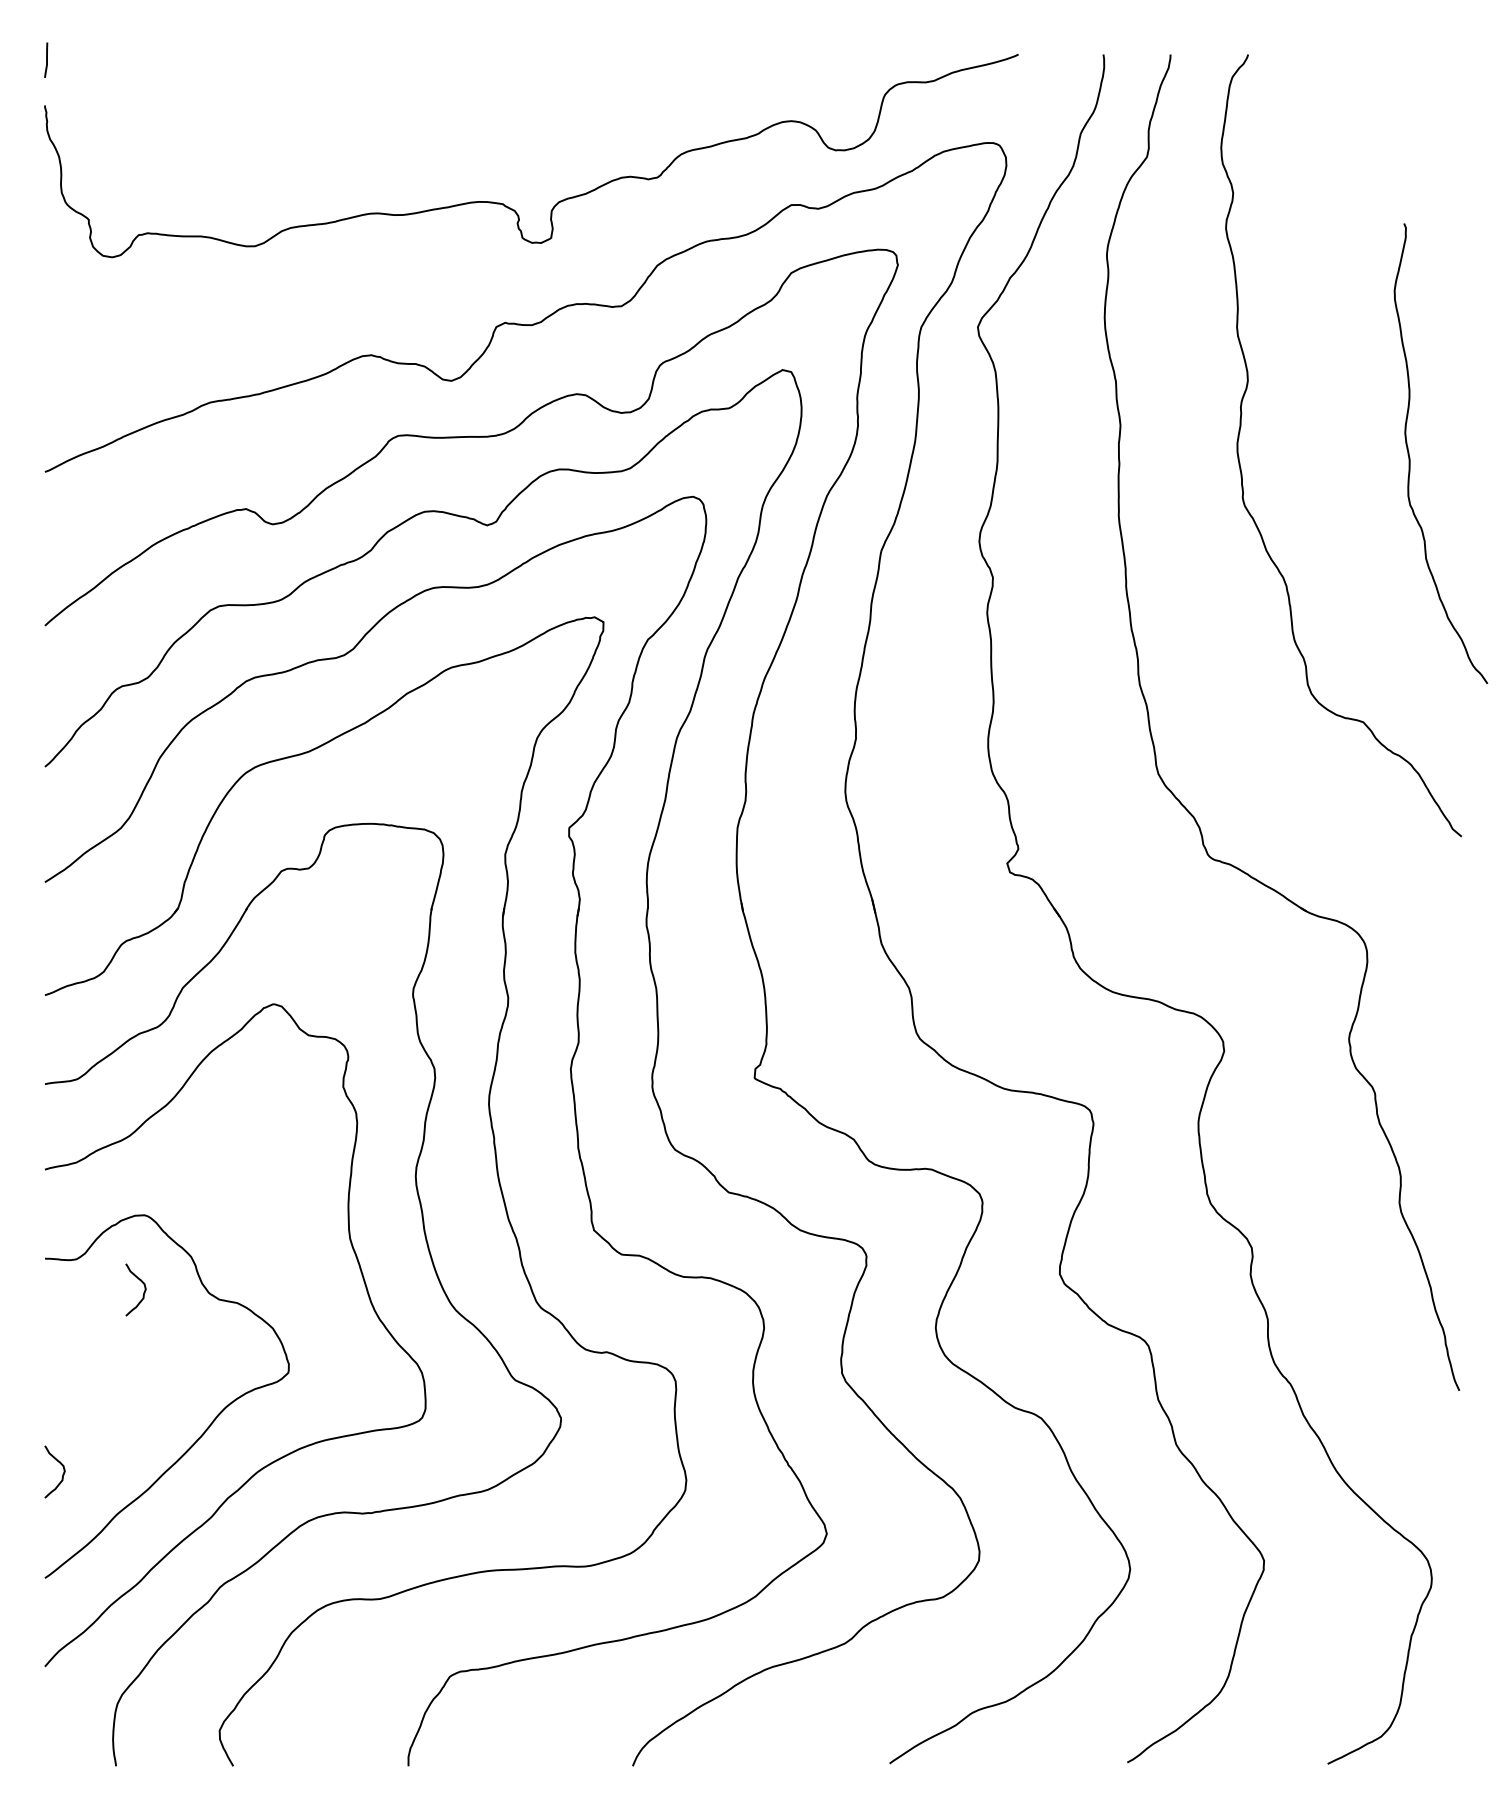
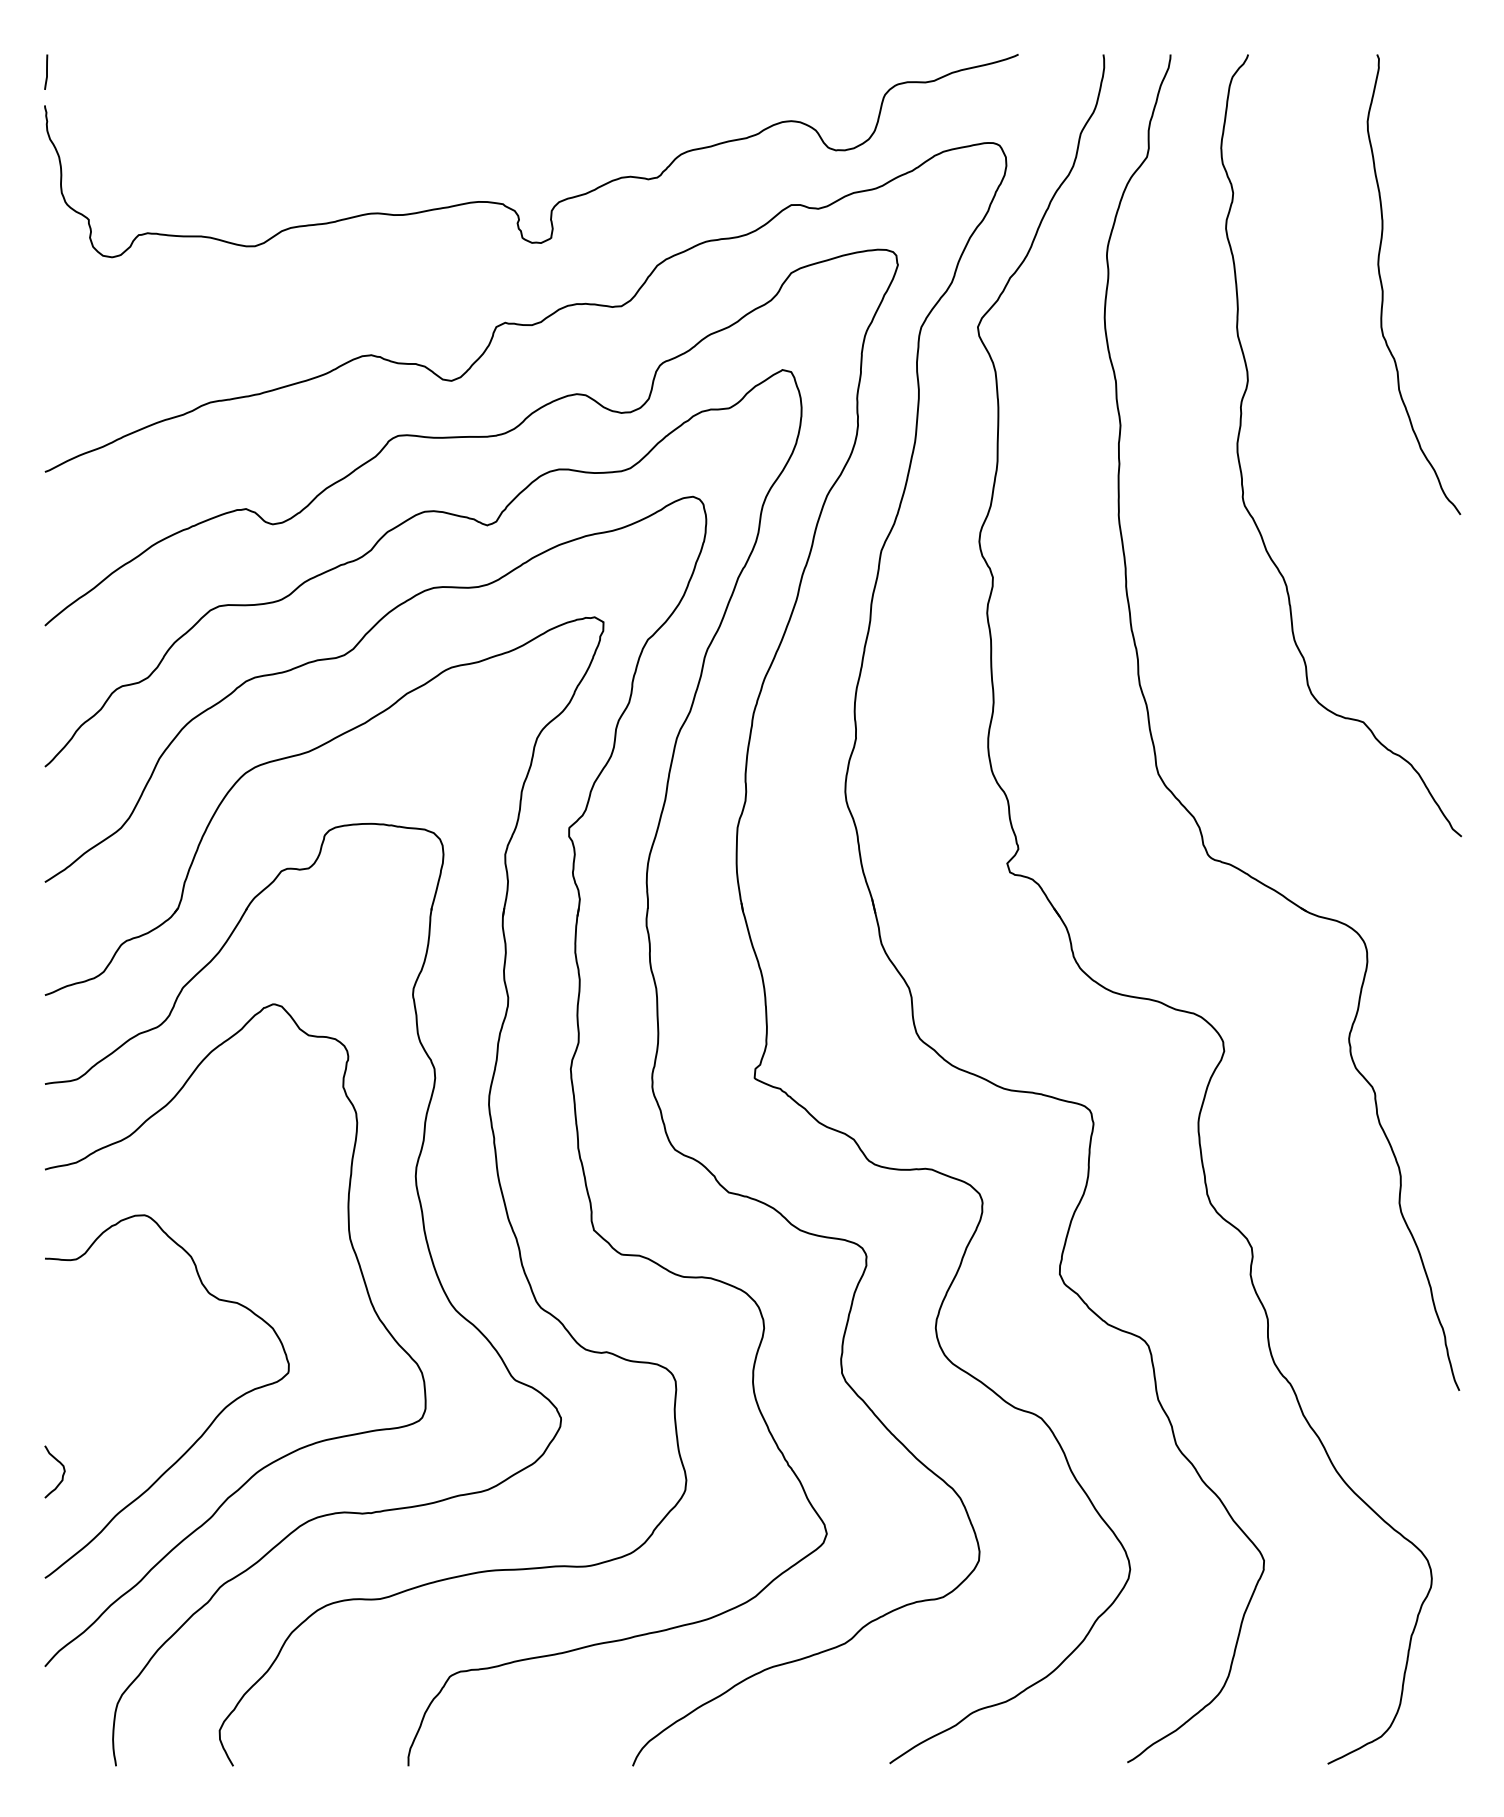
line position: (46, 59) -> (46, 71) (46, 71)
curve position: (1410, 457) -> (1383, 288) (1383, 288)
curve: present -> none (143, 1292)
